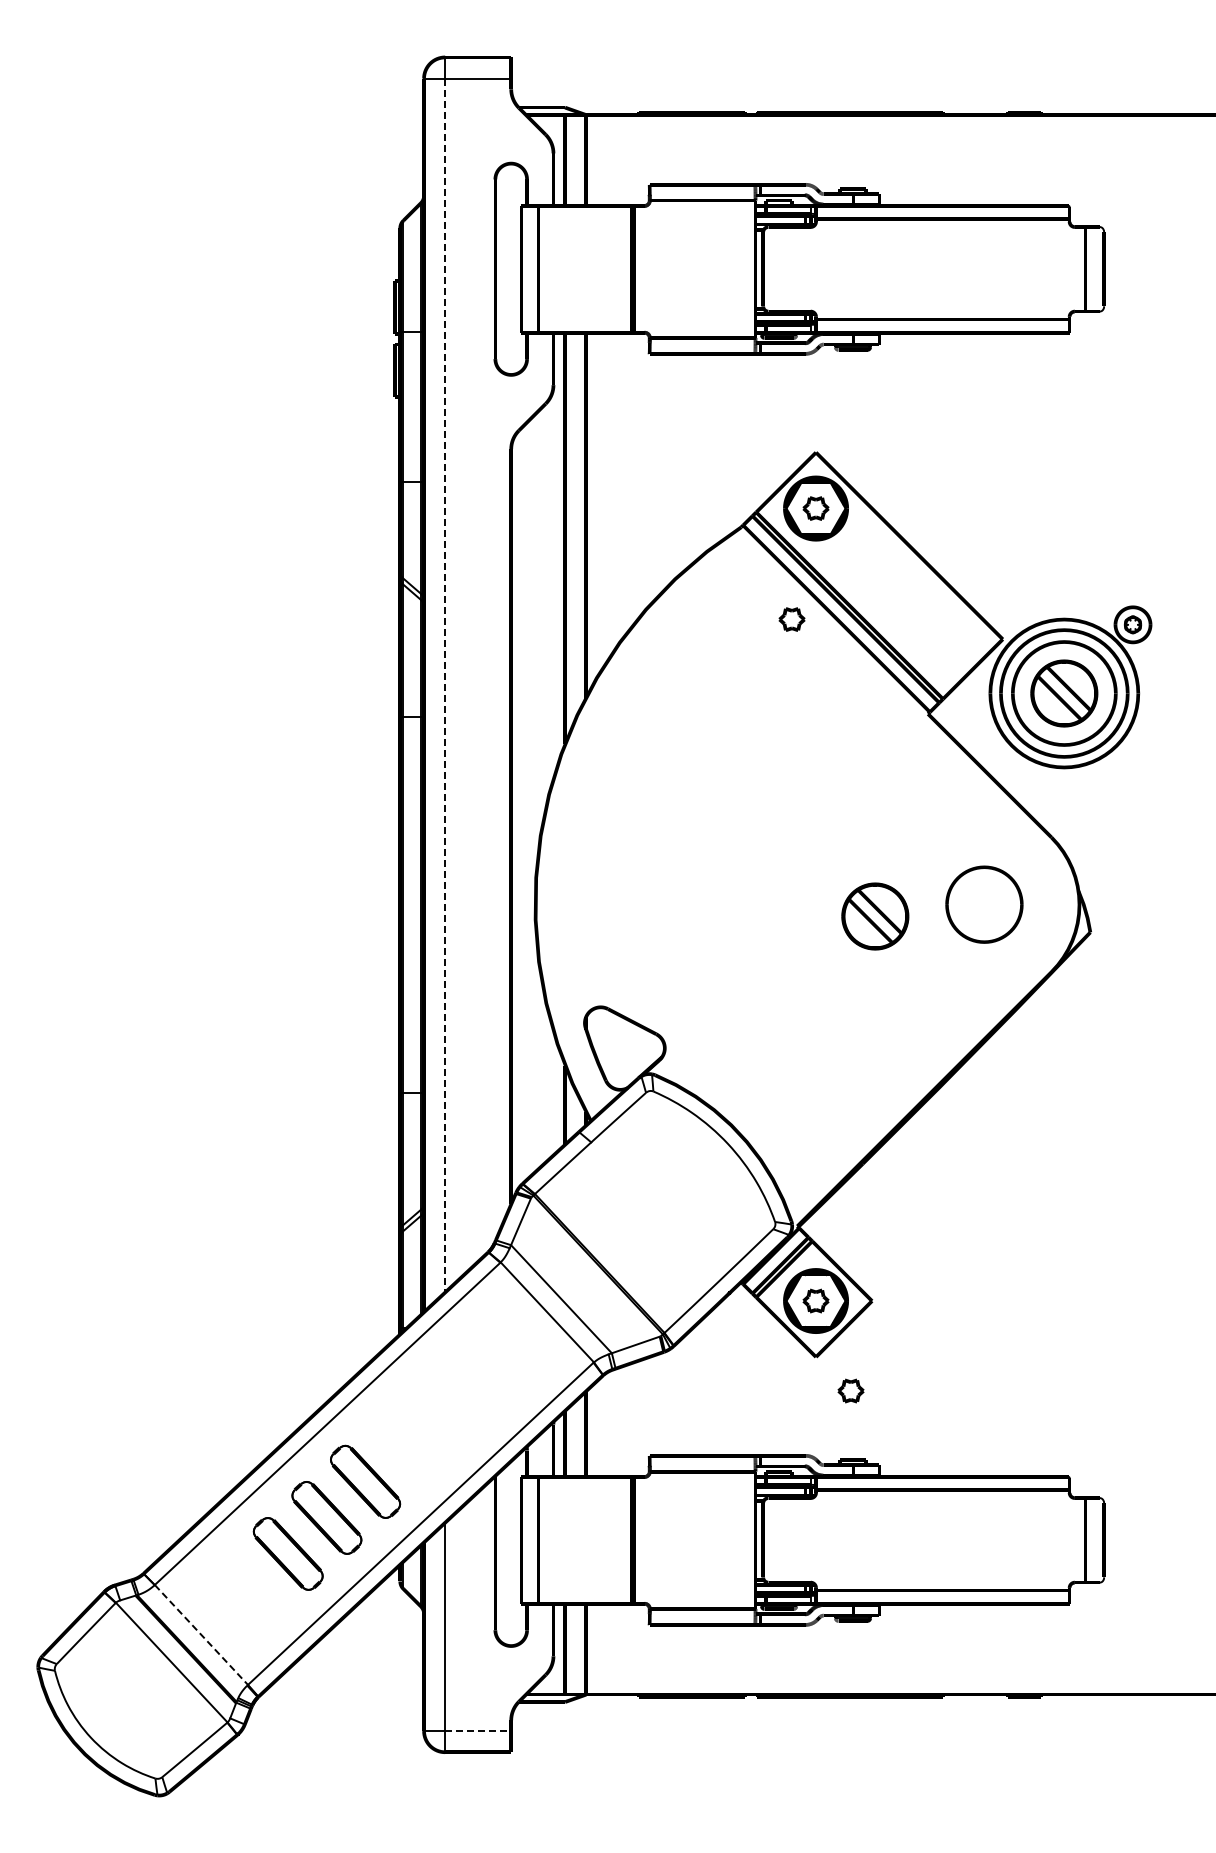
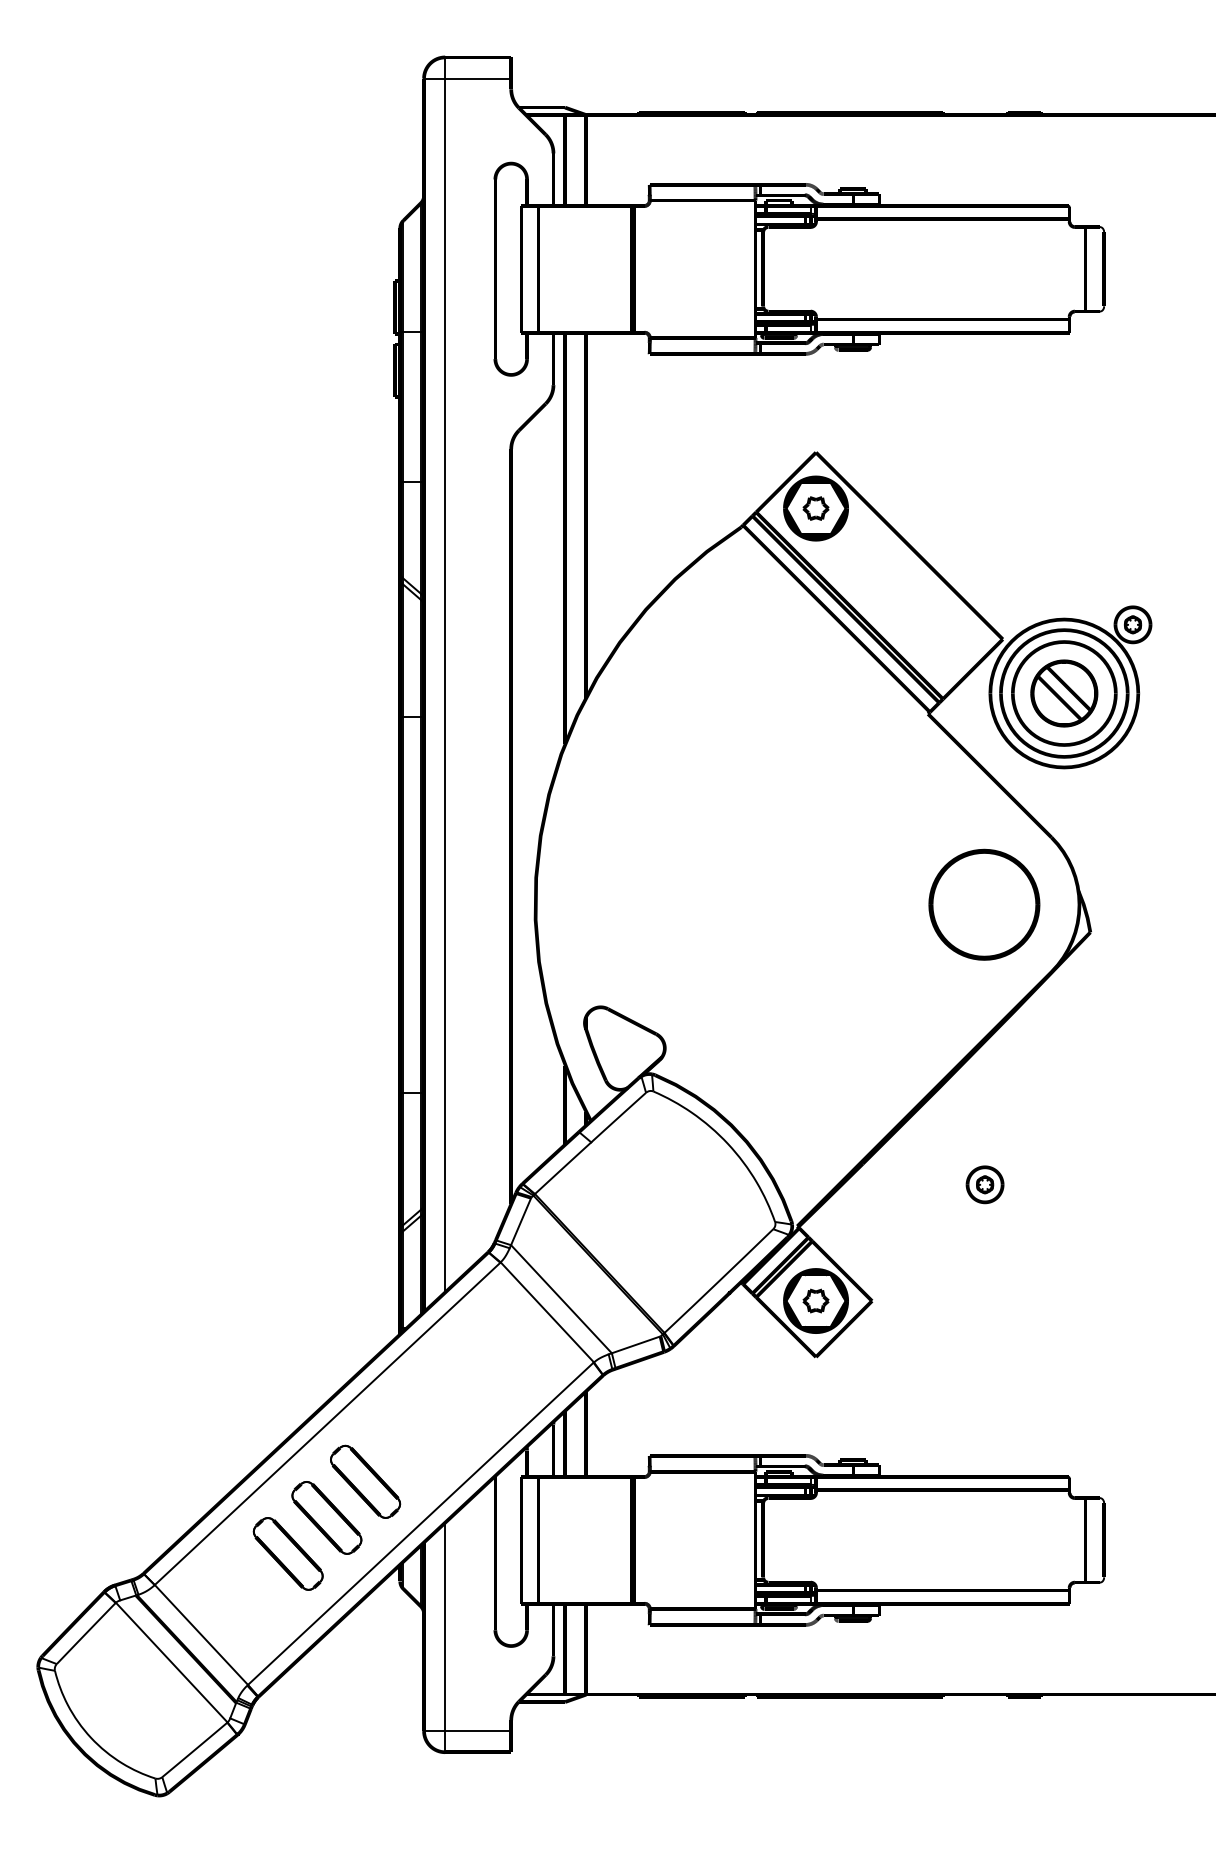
part: present -> none (791, 619)
line: dashed -> solid (445, 686)
part size: 79x79 px -> 113x113 px (984, 904)
part: present -> none (875, 916)
part: none -> present (984, 1184)
part: present -> none (850, 1390)
line: dashed -> solid (201, 1635)
line: dashed -> solid (478, 1731)
